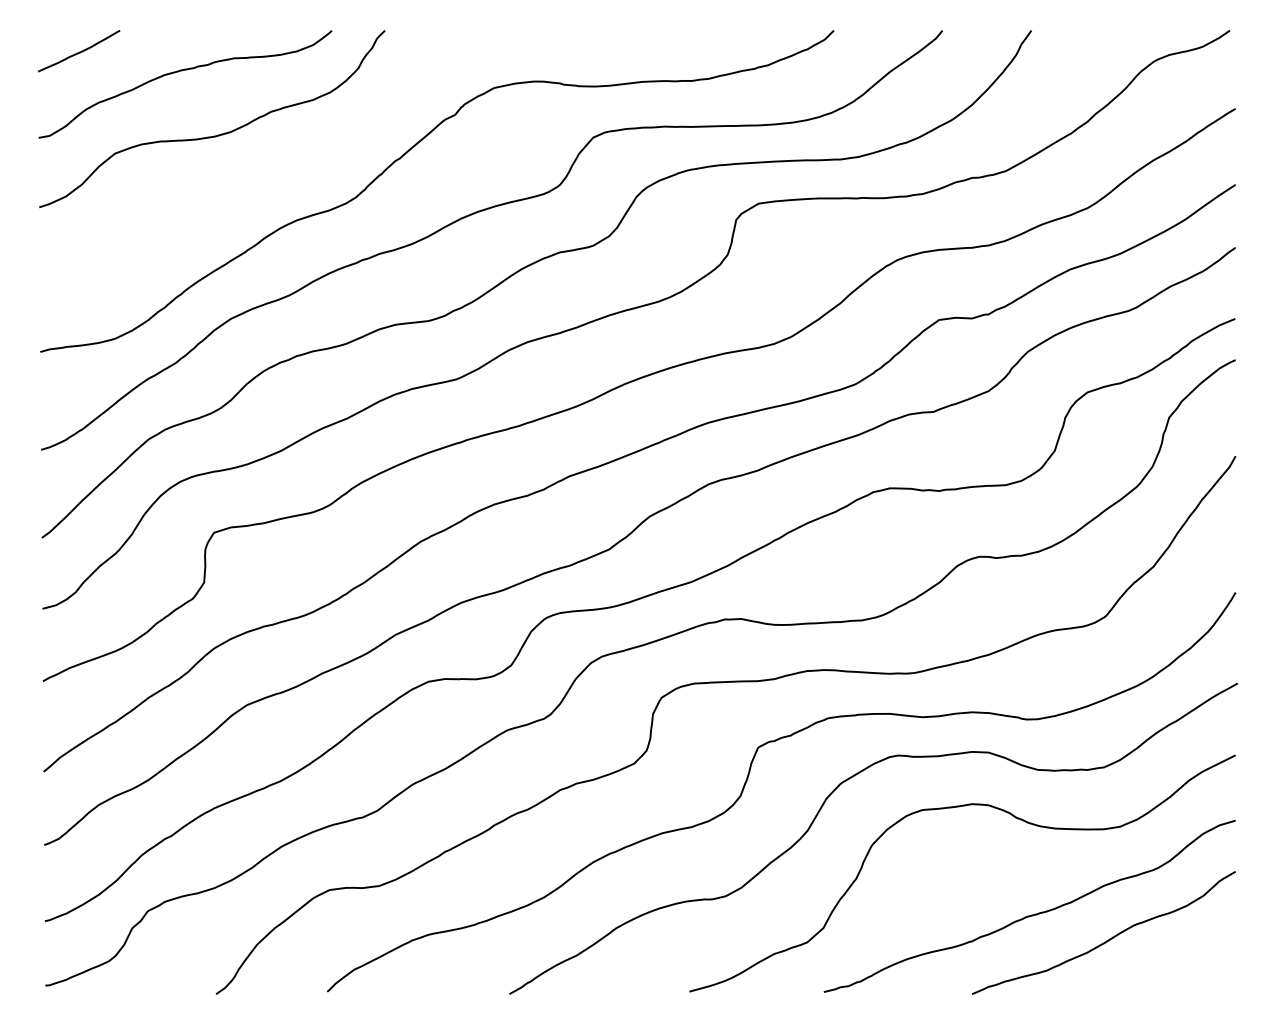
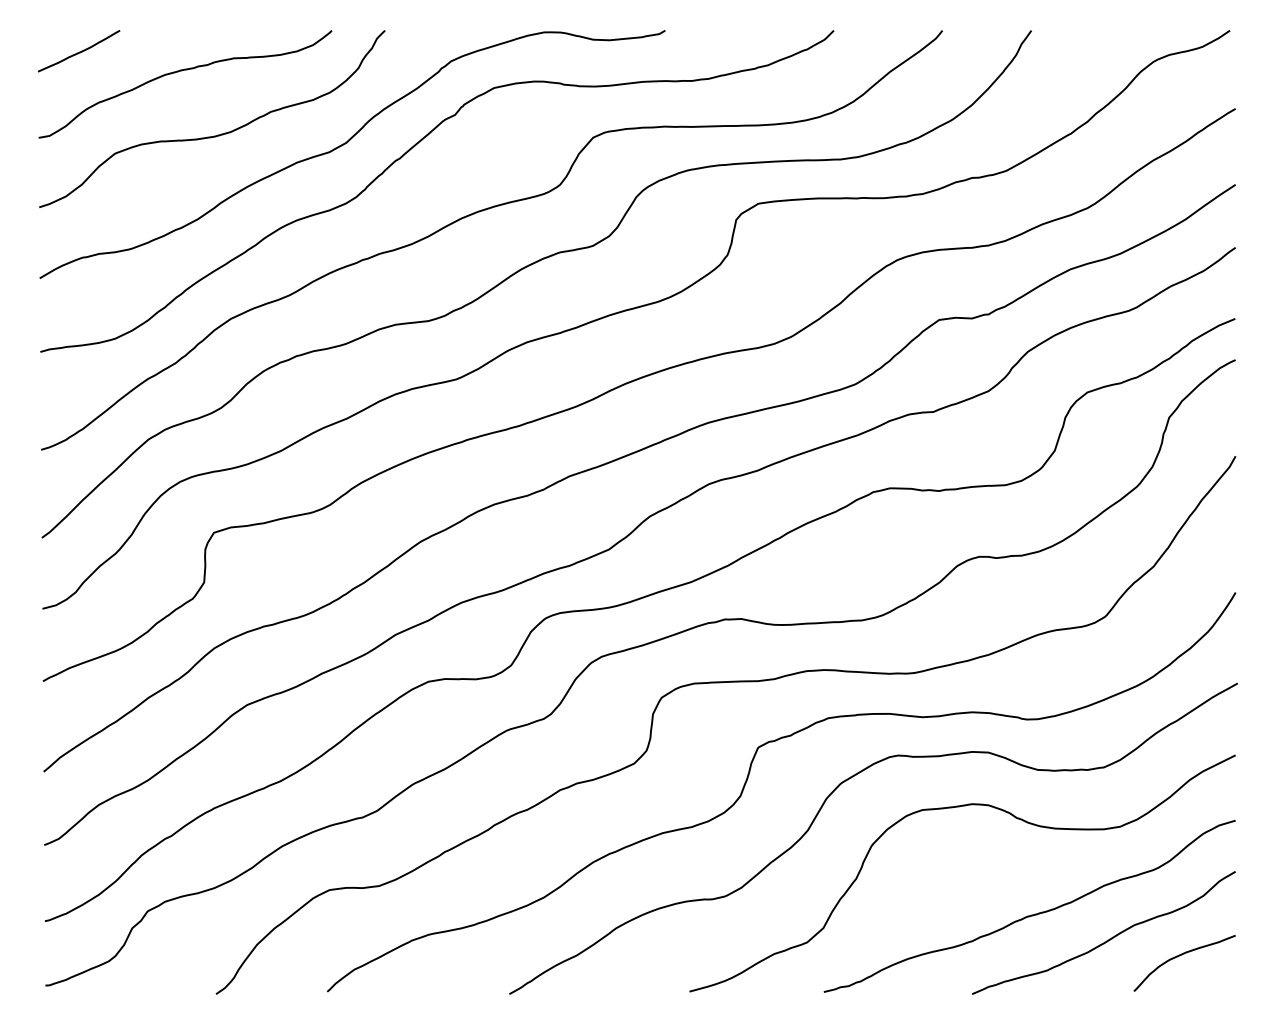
curve: none -> present (347, 143)
curve: none -> present (1182, 955)
